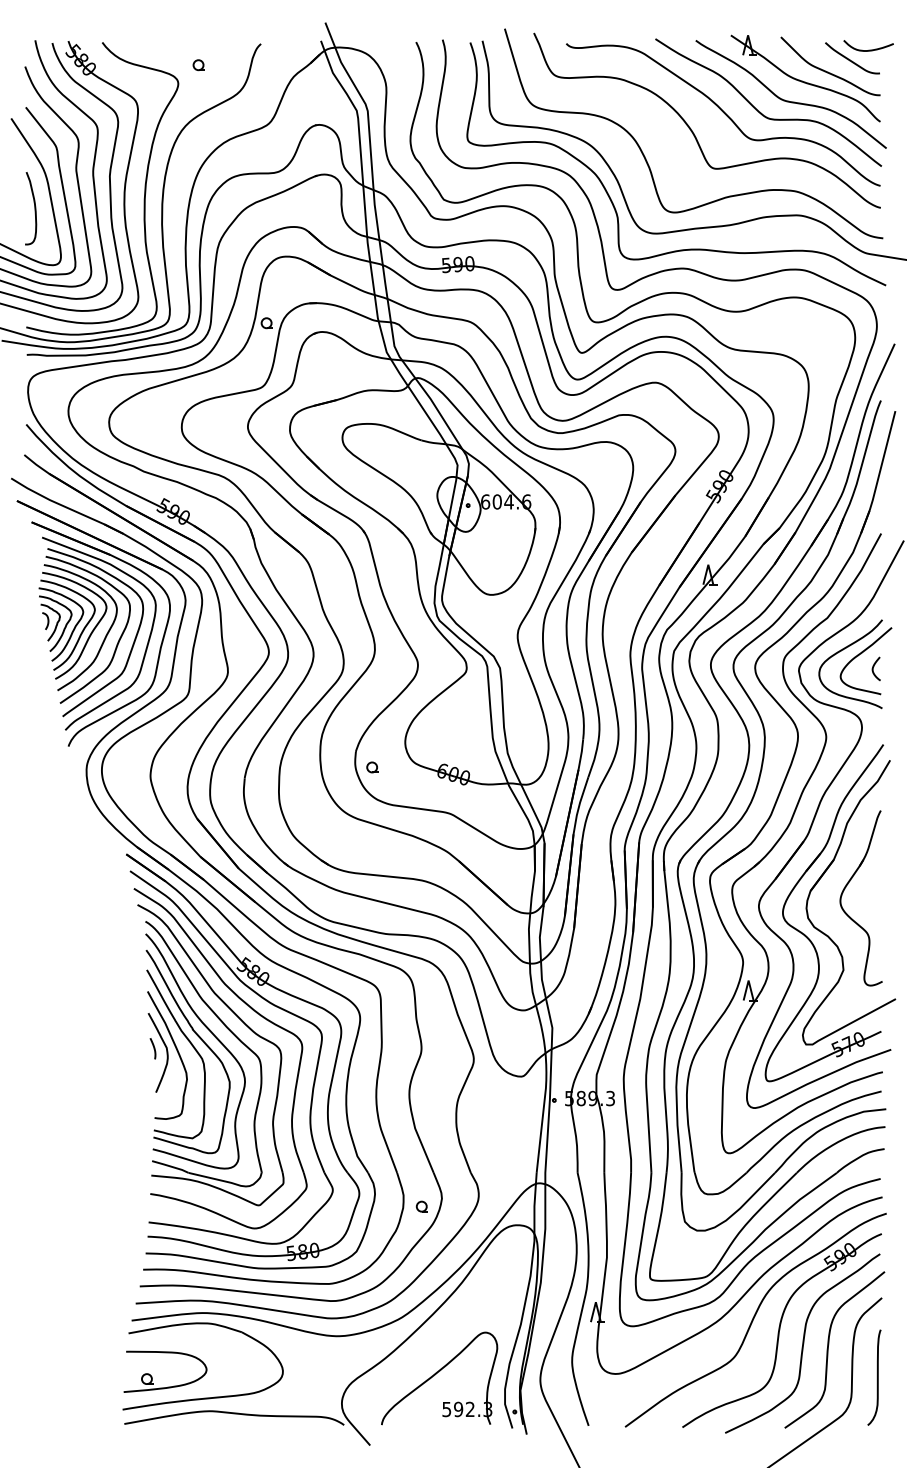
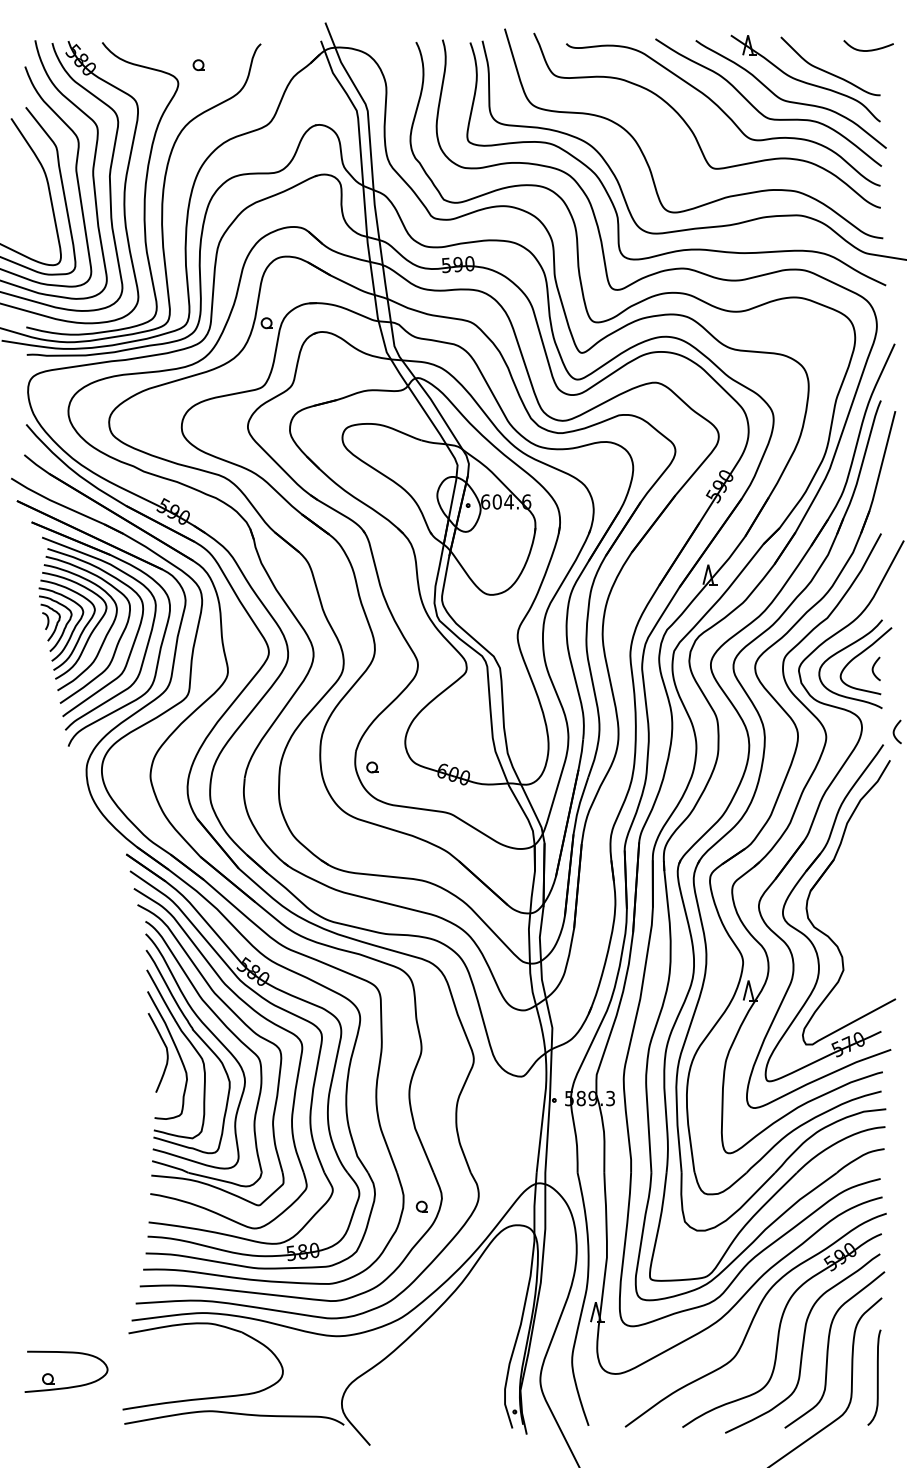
curve: present -> none (852, 60)
curve: present -> none (34, 208)
curve: none -> present (894, 731)
part: present -> none (845, 889)
curve: present -> none (153, 1048)
part position: (152, 1376) -> (53, 1376) (53, 1376)
part: present -> none (439, 1378)
